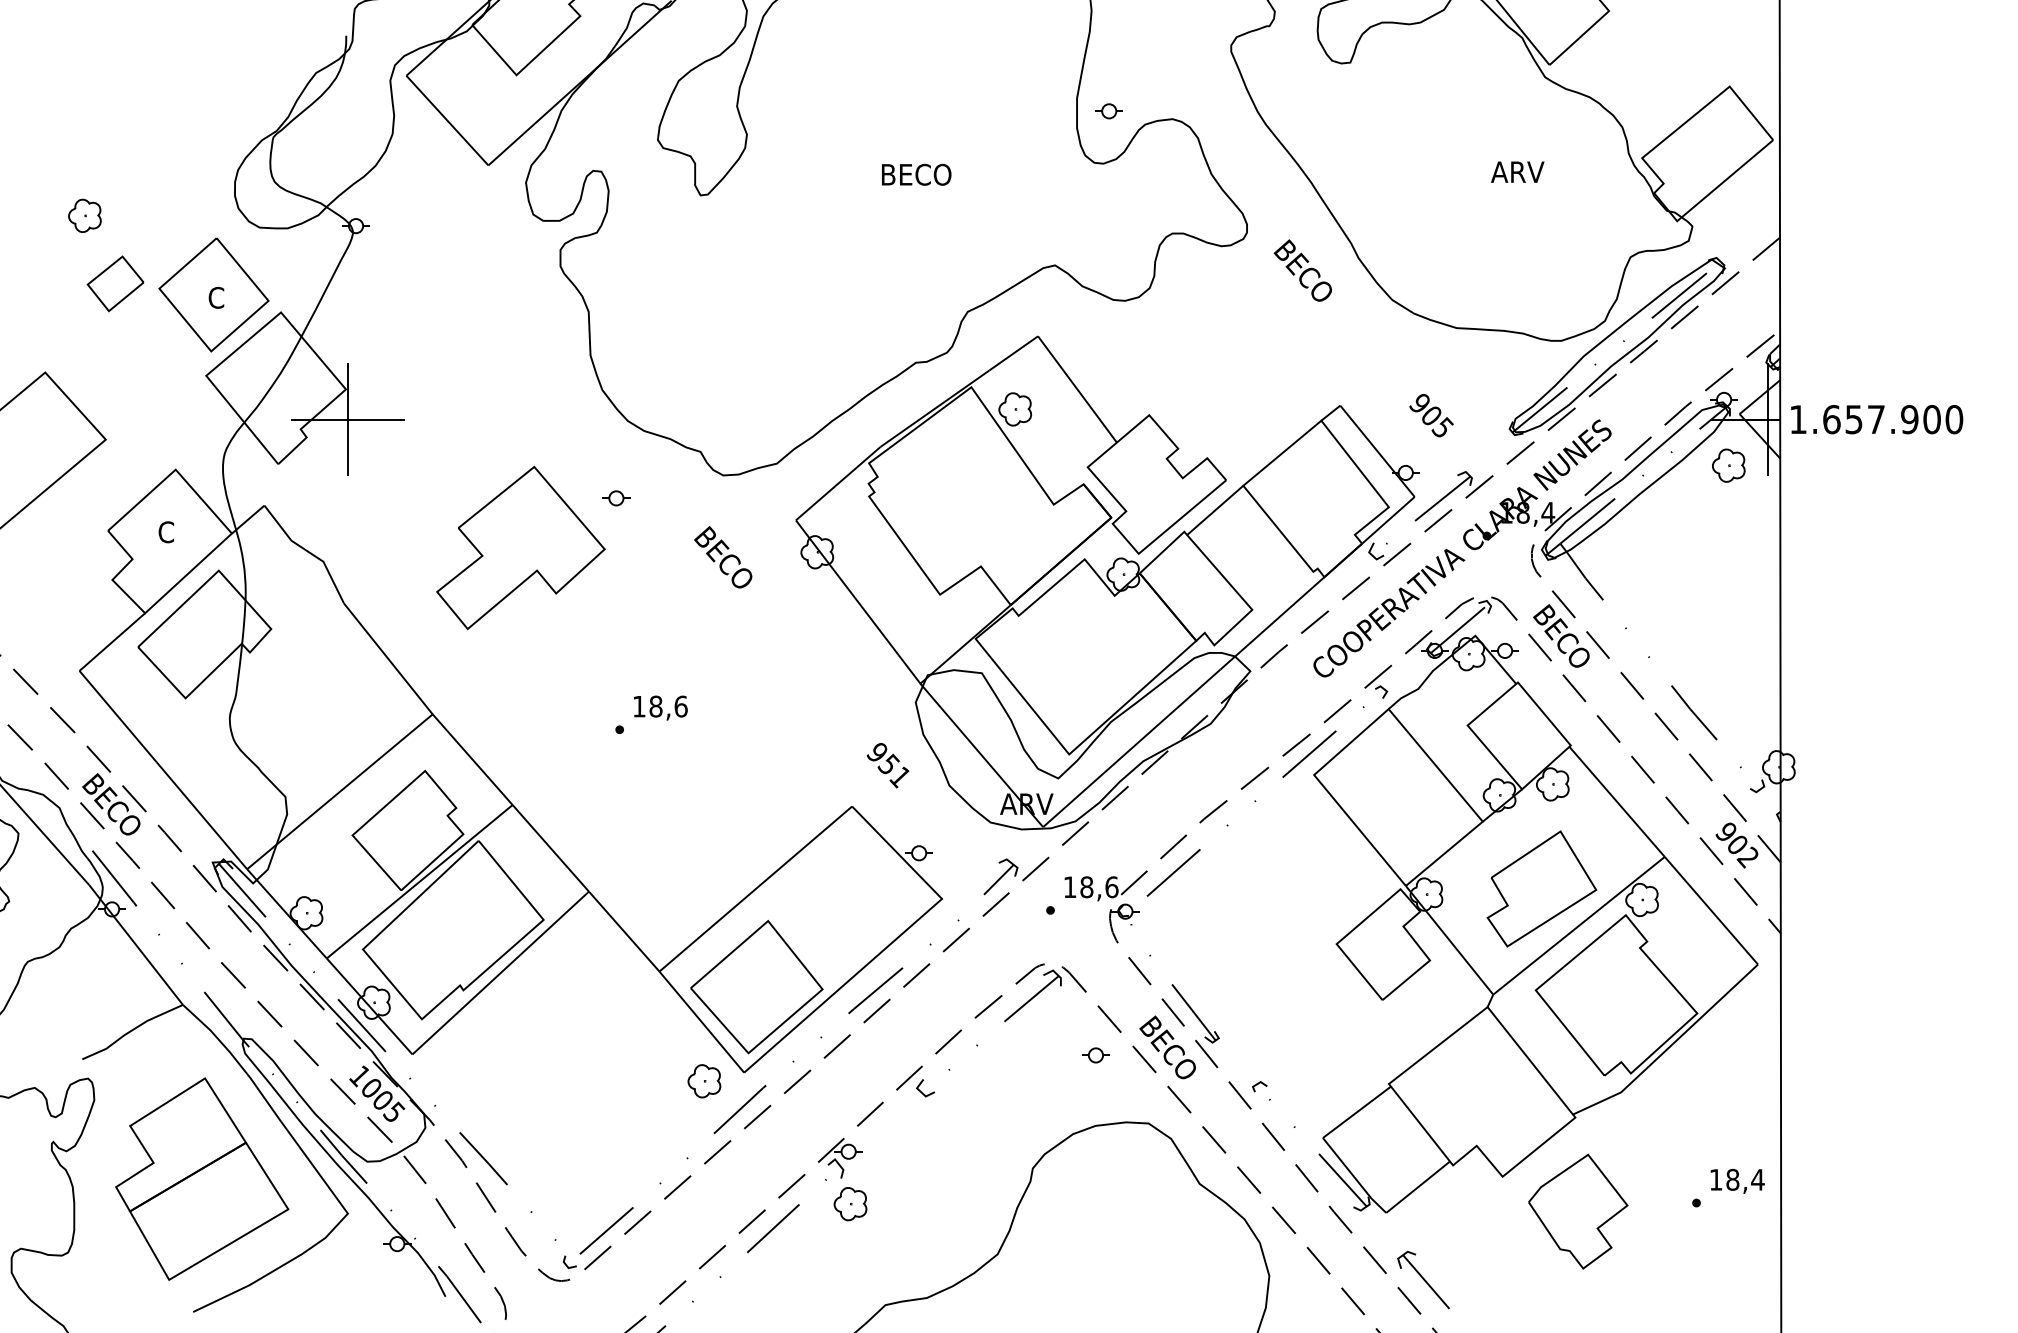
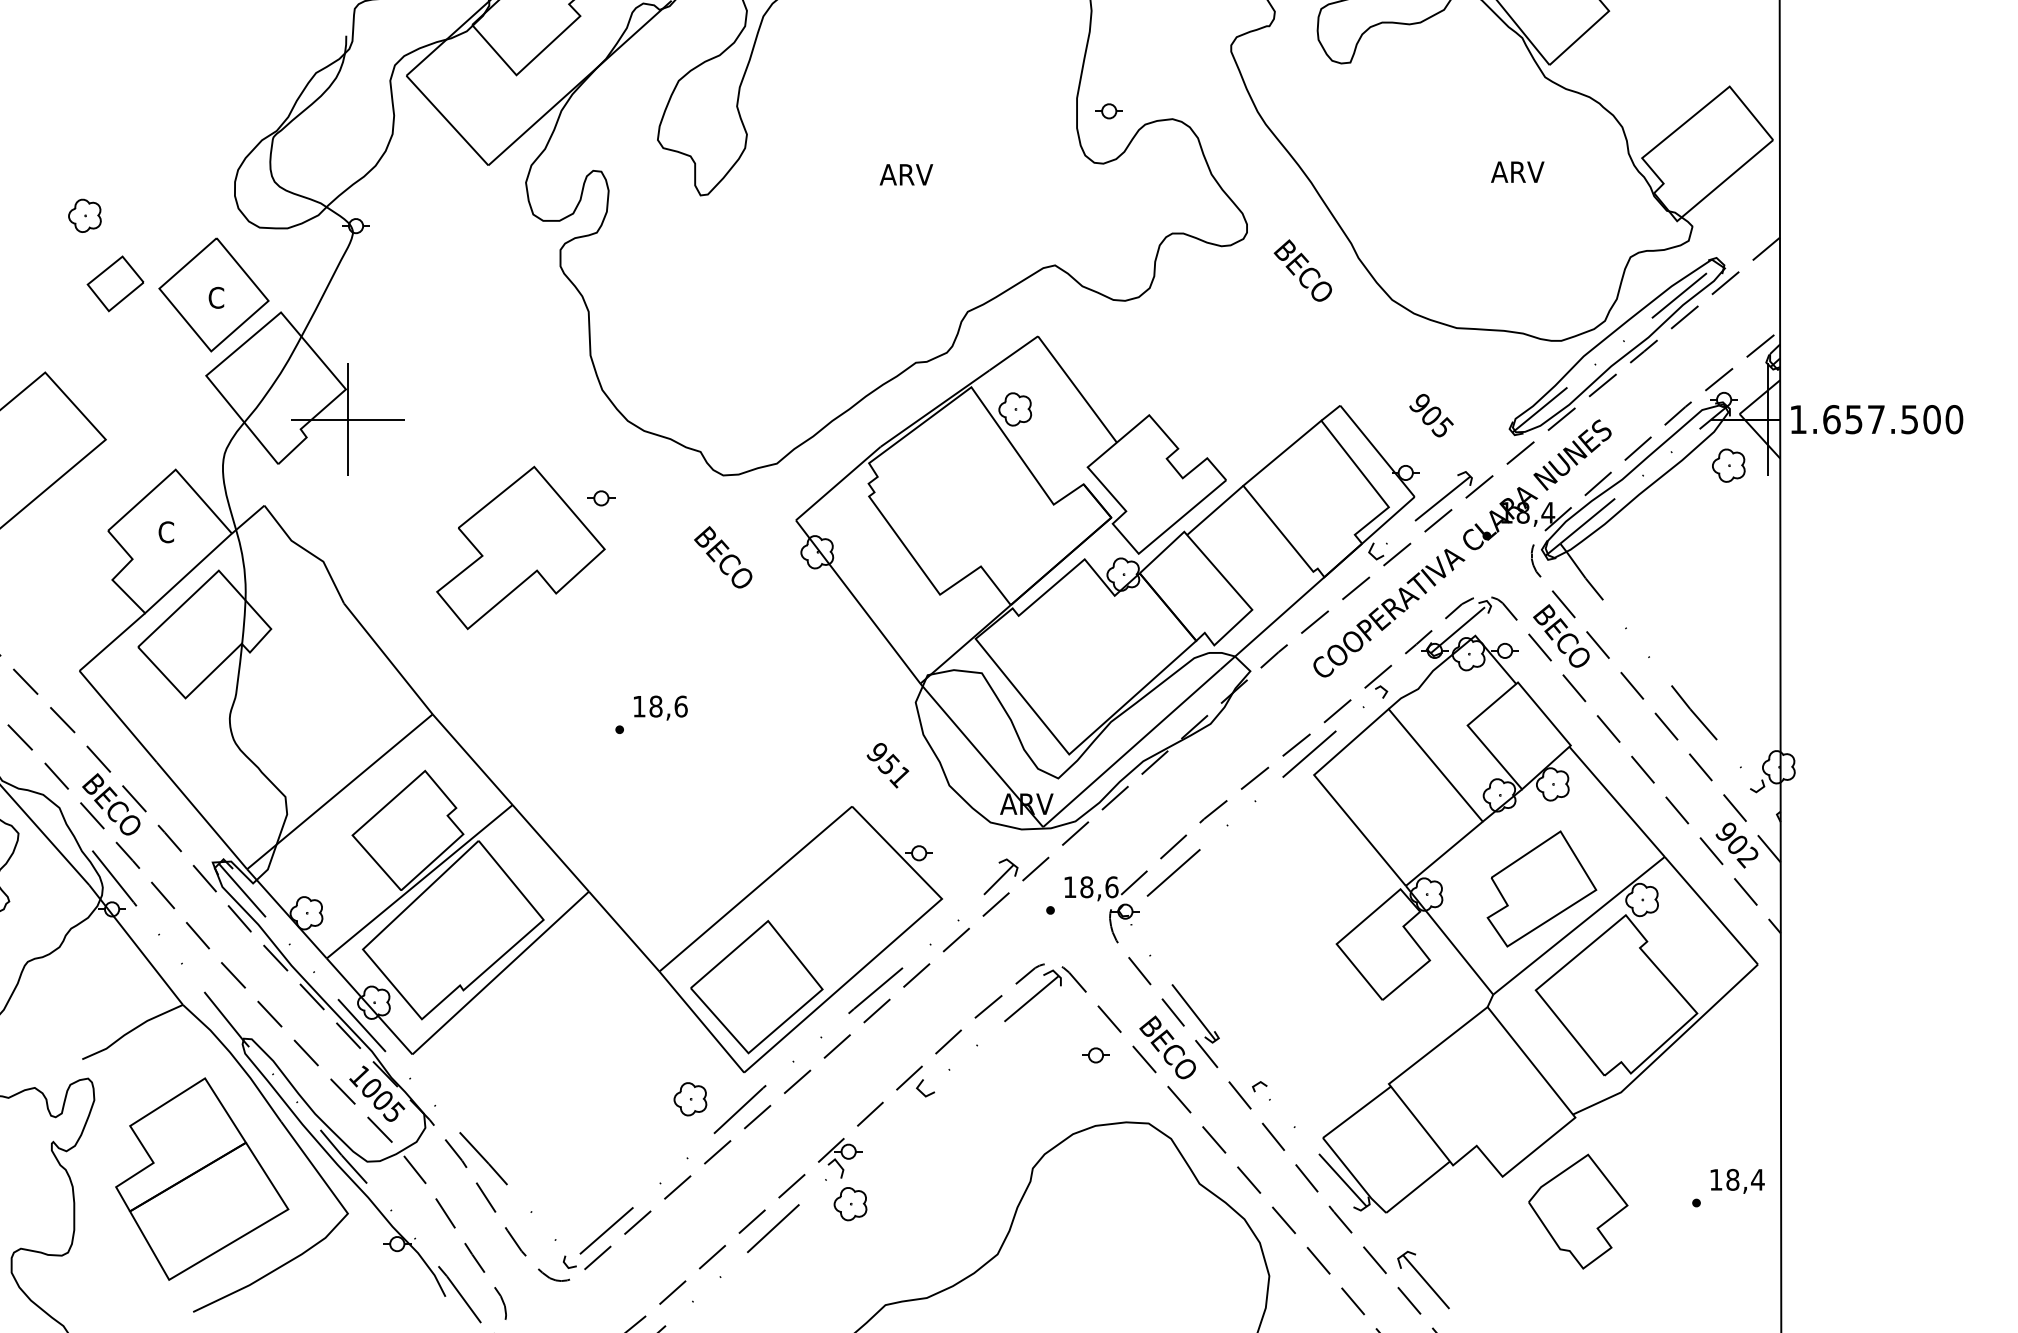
text: BECO -> ARV (915, 174)
text: 1.657.900 -> 1.657.500 (1909, 419)
part position: (616, 498) -> (601, 498) (601, 498)
part position: (704, 1081) -> (690, 1099) (690, 1099)
